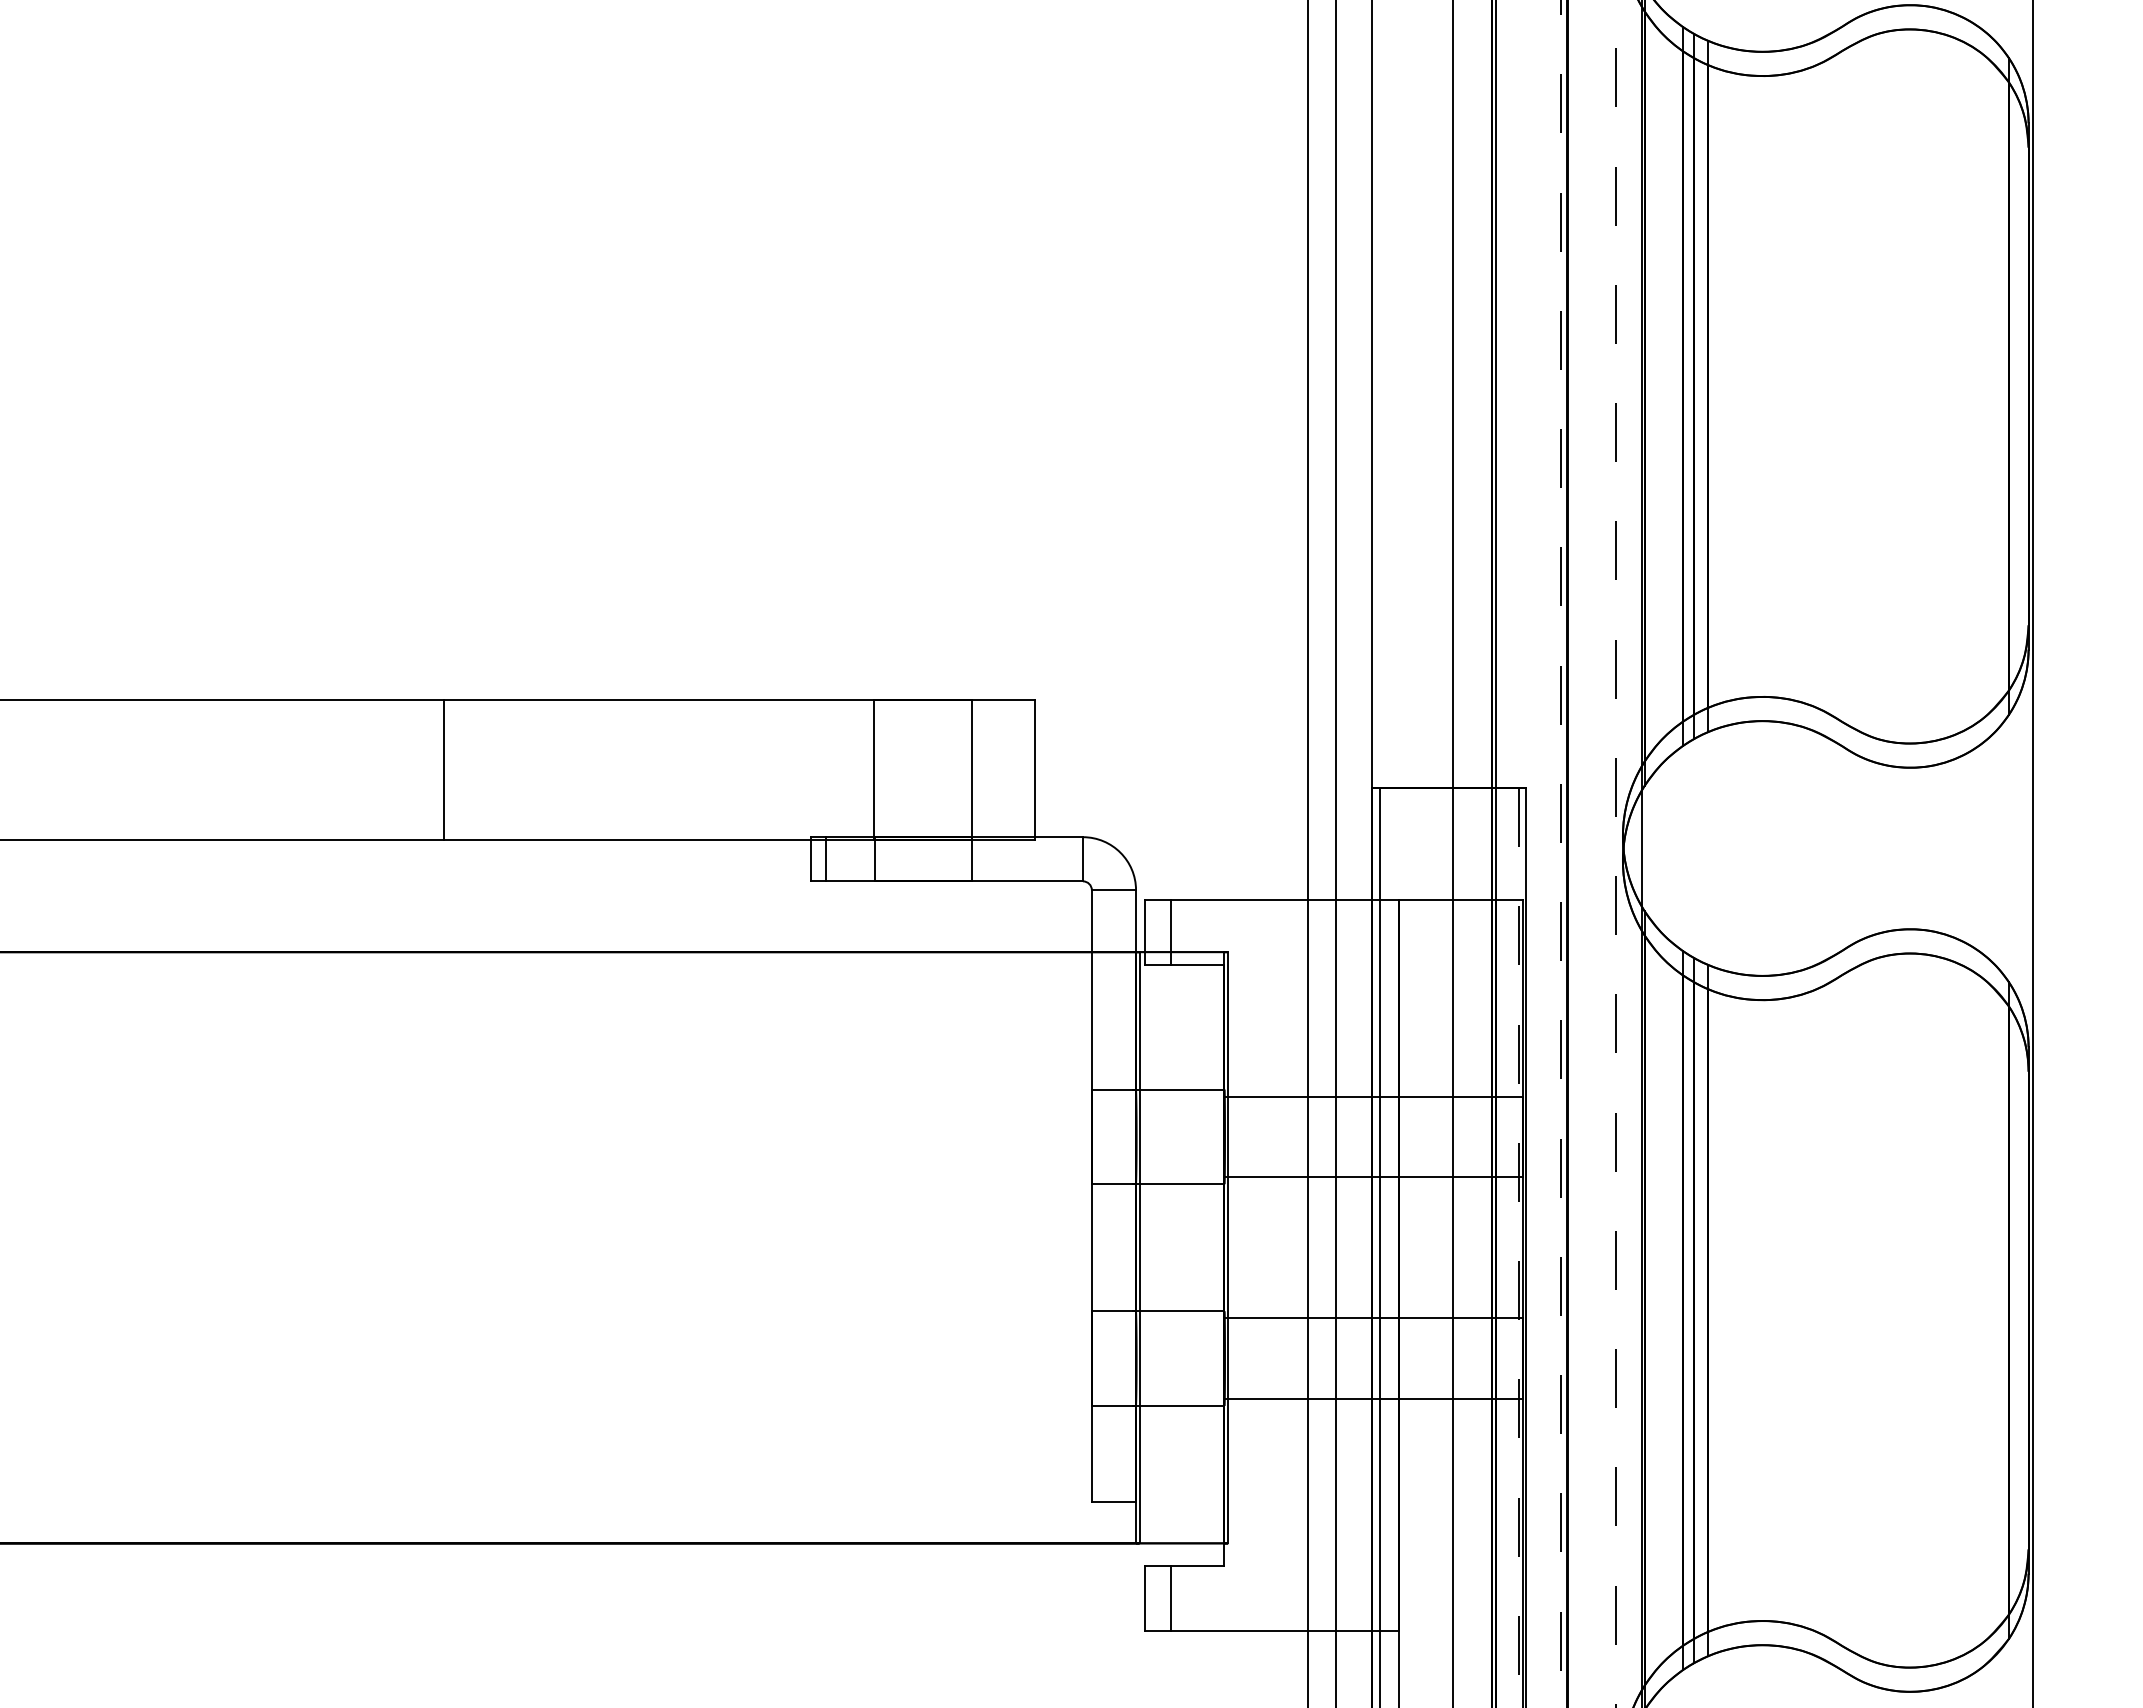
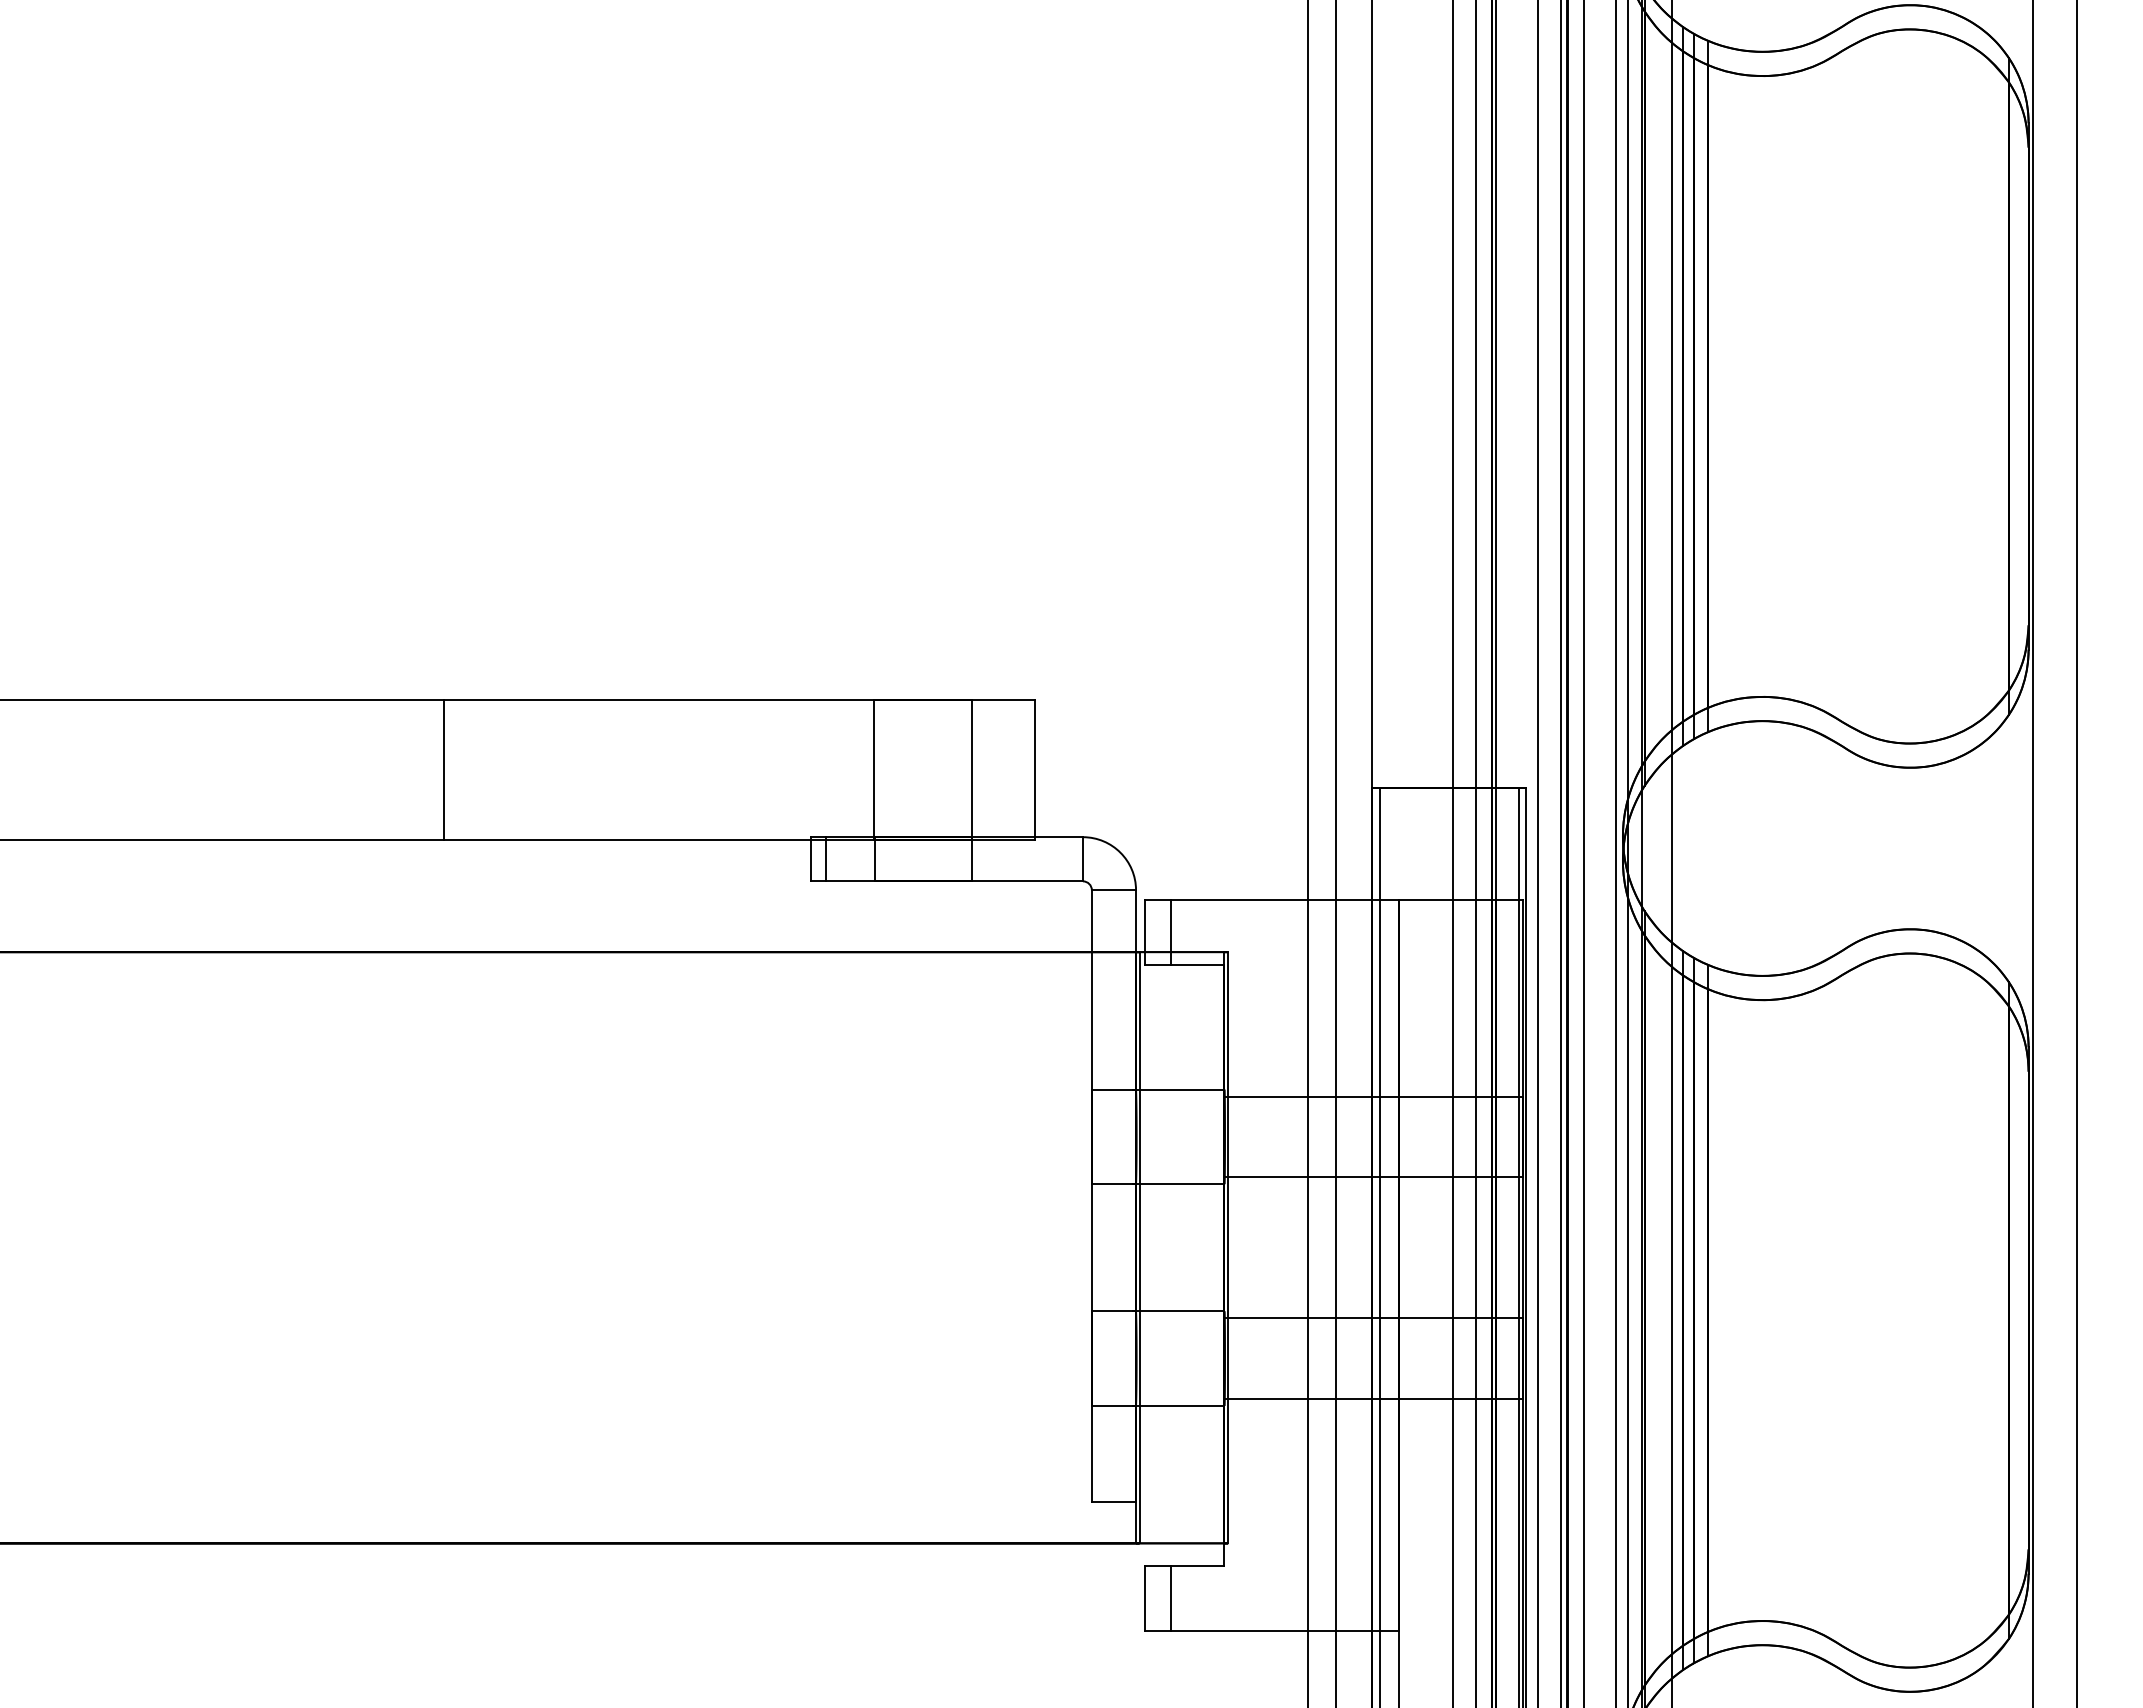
line: none -> present (1476, 853)
line: none -> present (1537, 853)
line: dashed -> solid (1560, 853)
line: none -> present (1584, 853)
line: dashed -> solid (1615, 853)
line: none -> present (1627, 853)
line: none -> present (1671, 853)
line: none -> present (2076, 853)
line: dashed -> solid (1518, 1248)
